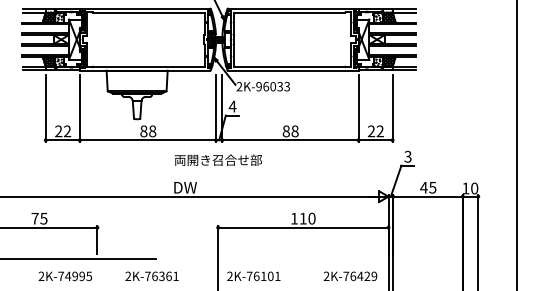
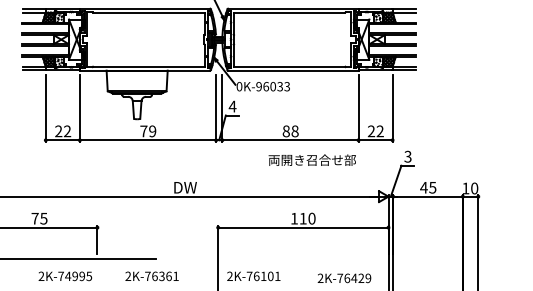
text: 2K-96033 -> 0K-96033 (239, 86)
text: 88 -> 79 (148, 131)
line: present -> none (517, 144)
text position: (217, 159) -> (311, 159) (311, 159)
text position: (350, 276) -> (344, 278) (344, 278)
